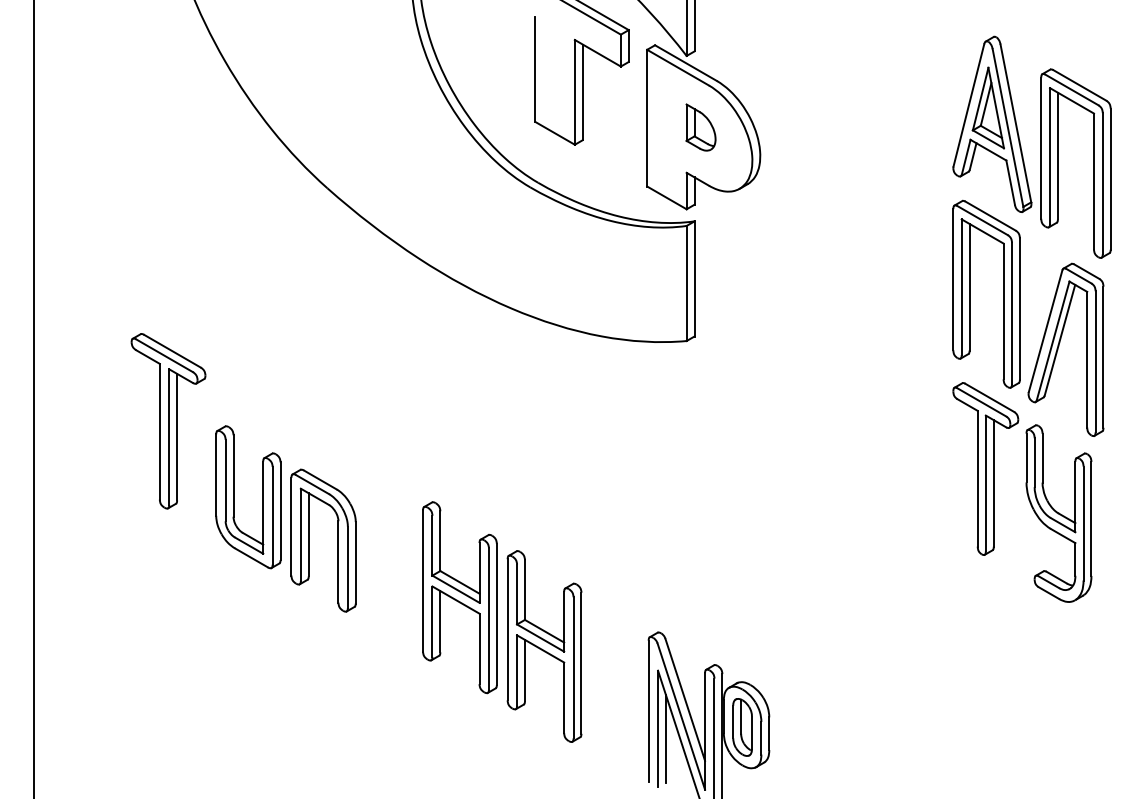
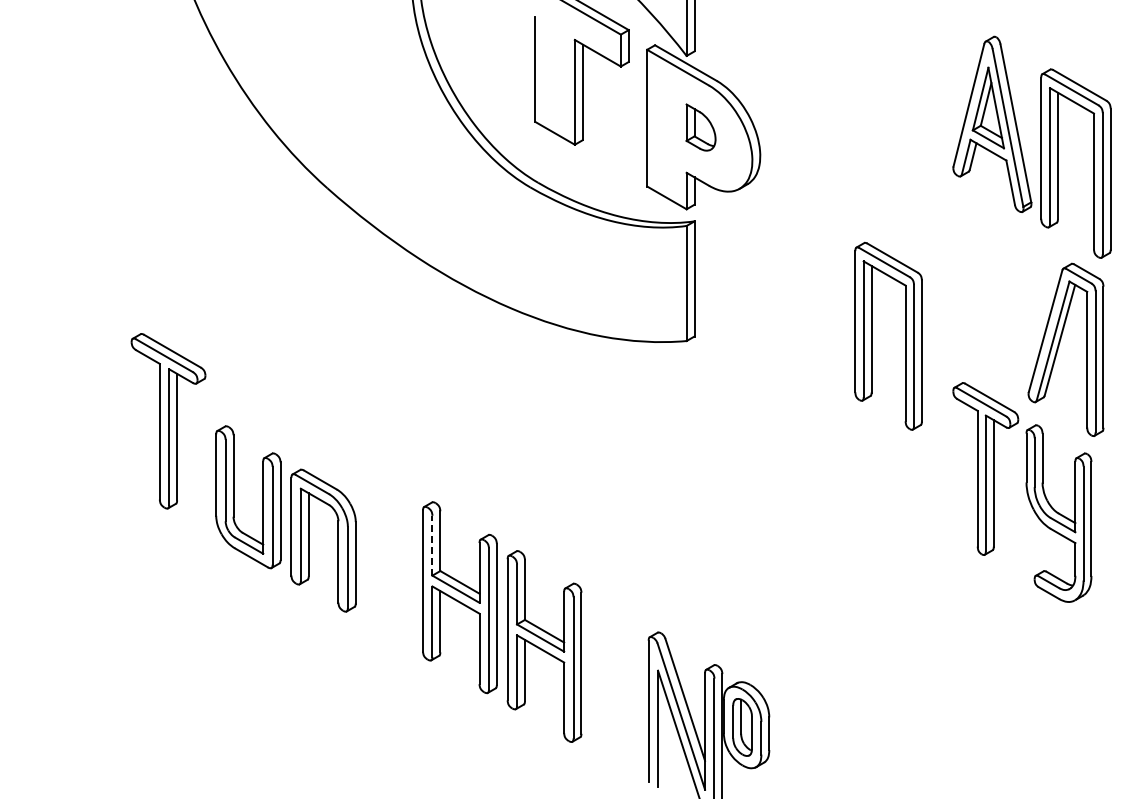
part position: (970, 293) -> (872, 335) (872, 335)
line: present -> none (34, 398)
line: solid -> dashed (432, 545)
line: present -> none (665, 738)
